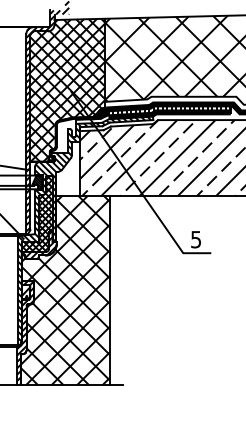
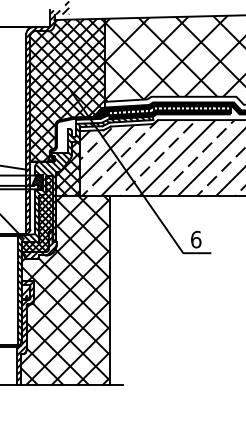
hatch: none -> present (67, 168)
text: 5 -> 6 (196, 239)
